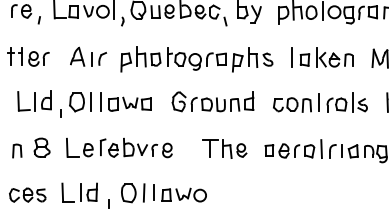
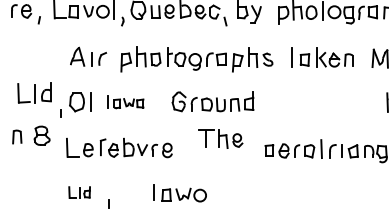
part: present -> none (28, 56)
part position: (34, 100) -> (34, 92) (34, 92)
part size: 52x20 px -> 38x15 px (125, 102)
part: present -> none (320, 102)
part position: (41, 147) -> (41, 135) (41, 135)
part position: (224, 148) -> (220, 138) (220, 138)
part position: (17, 150) -> (17, 136) (17, 136)
part size: 37x21 px -> 23x13 px (79, 192)
part: present -> none (133, 193)
part: present -> none (27, 194)
